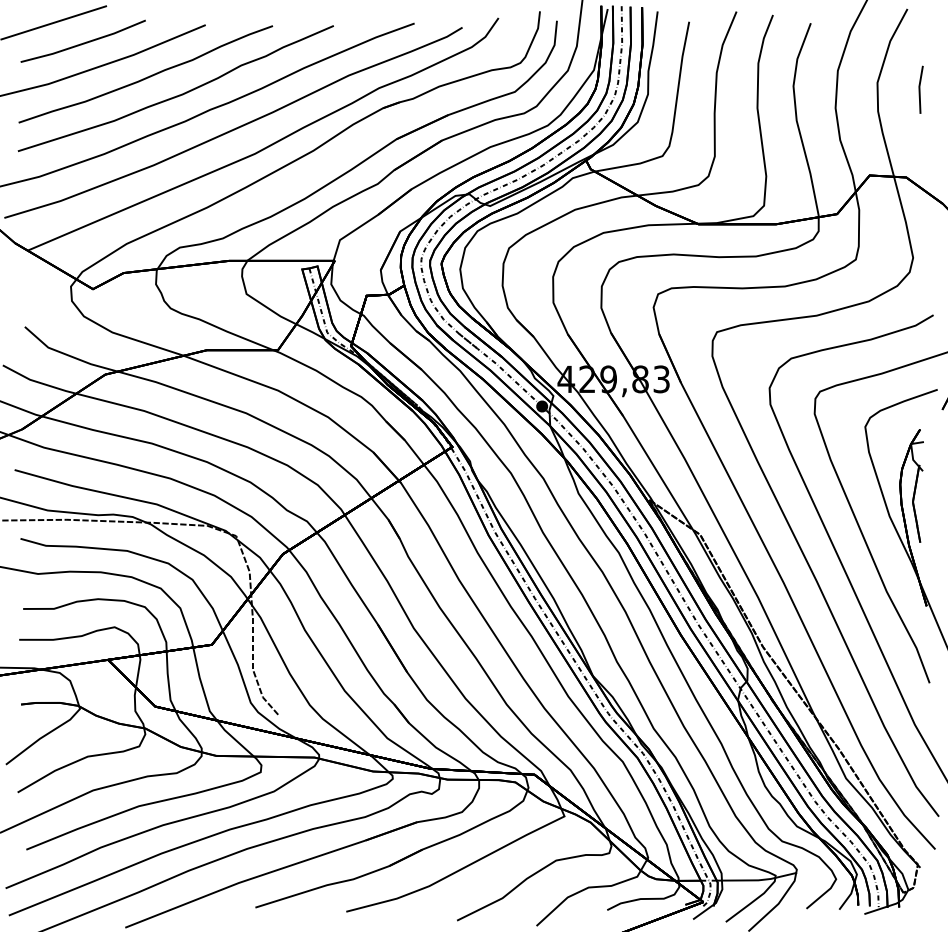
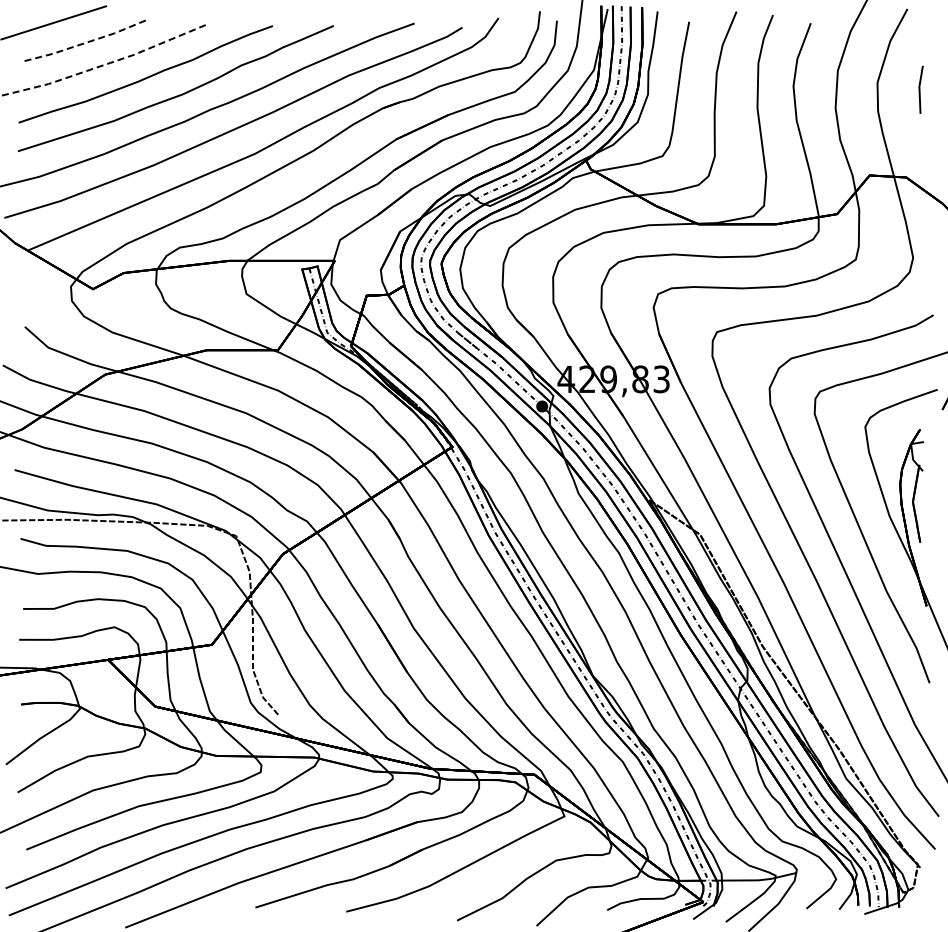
line: solid -> dashed (84, 43)
line: solid -> dashed (103, 65)
